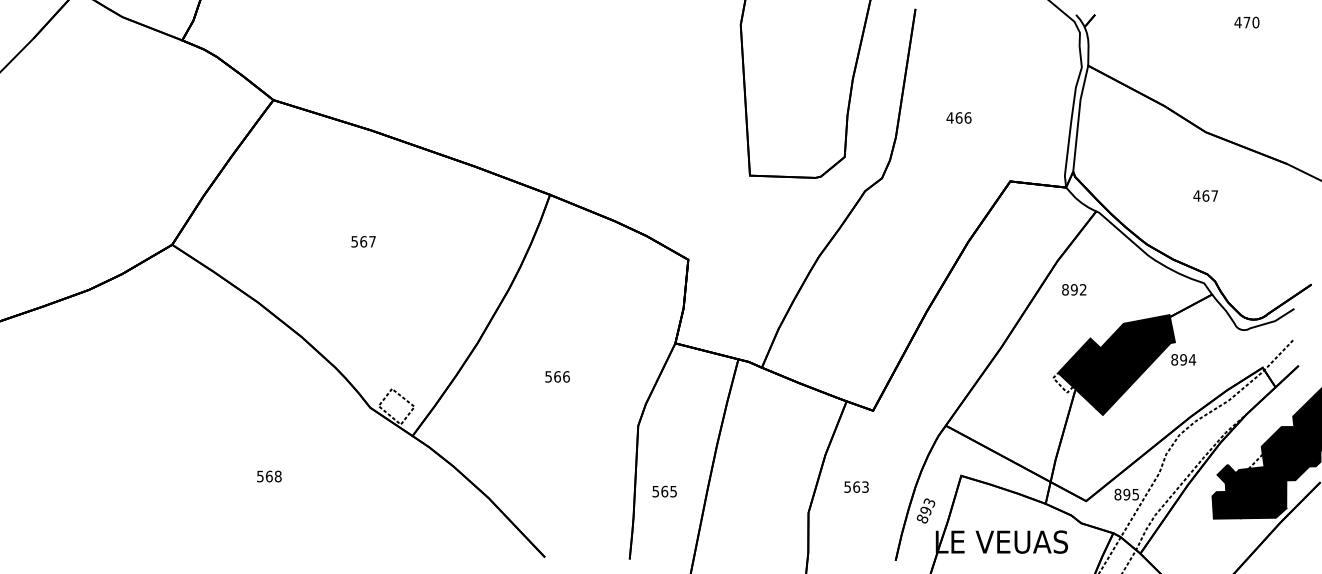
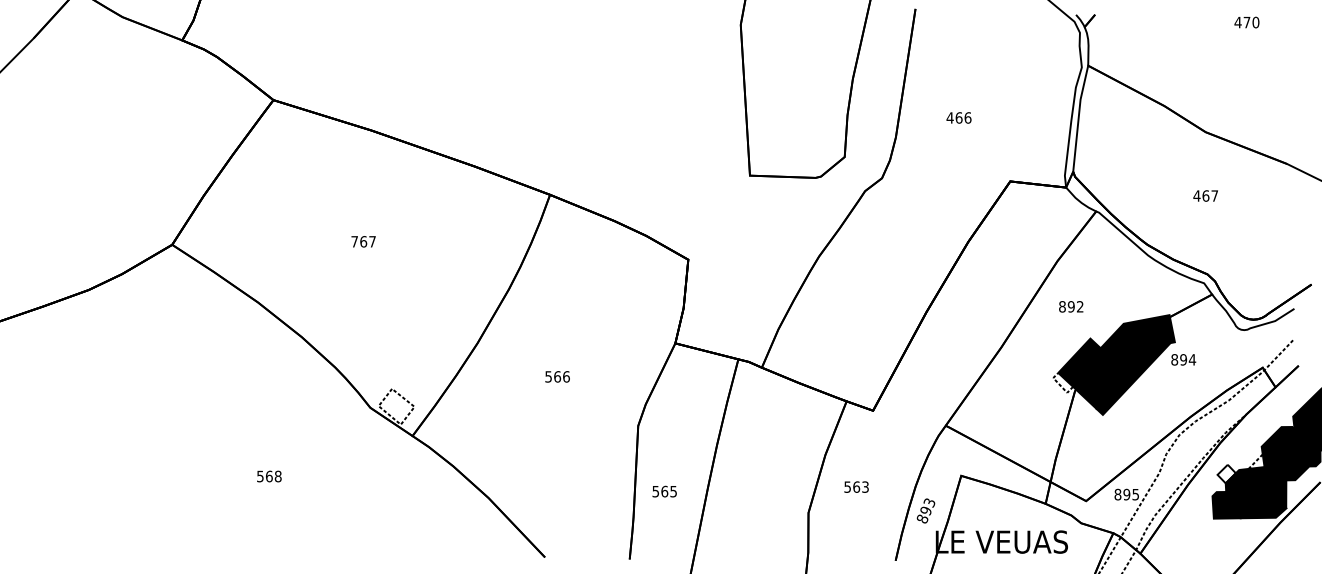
text: 567 -> 767 (354, 241)
text position: (1074, 289) -> (1071, 306) (1071, 306)
fill: present -> none (1226, 473)
